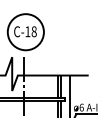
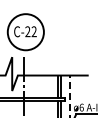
text: -18 -> -22 (30, 31)
line: solid -> dashed (69, 96)
